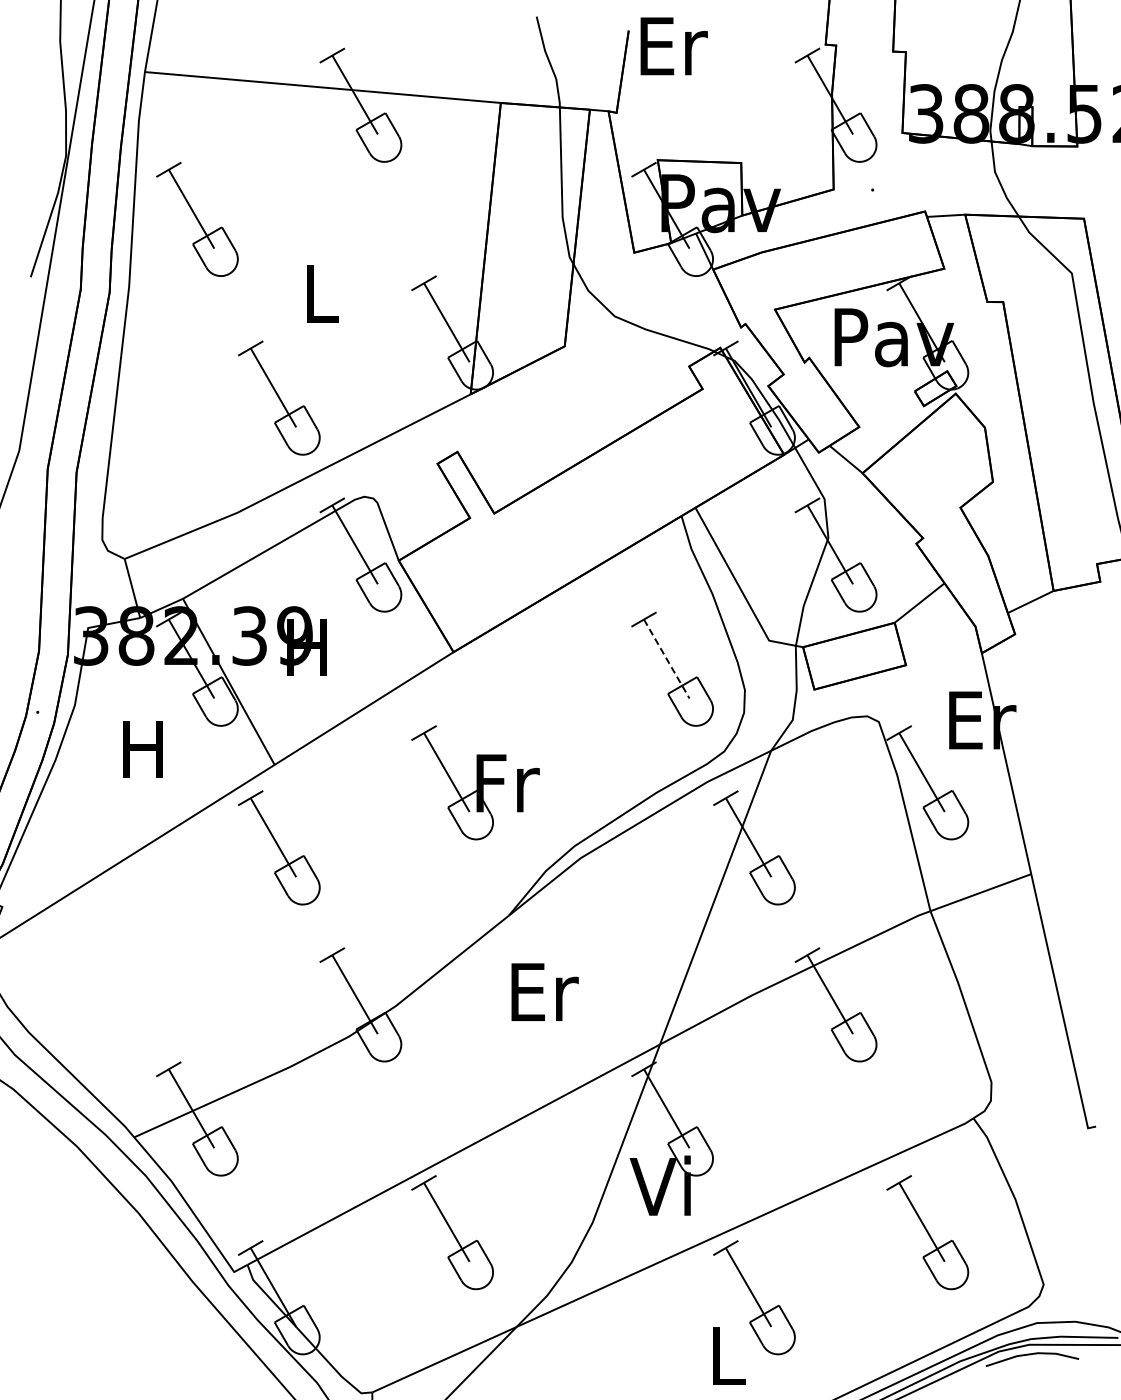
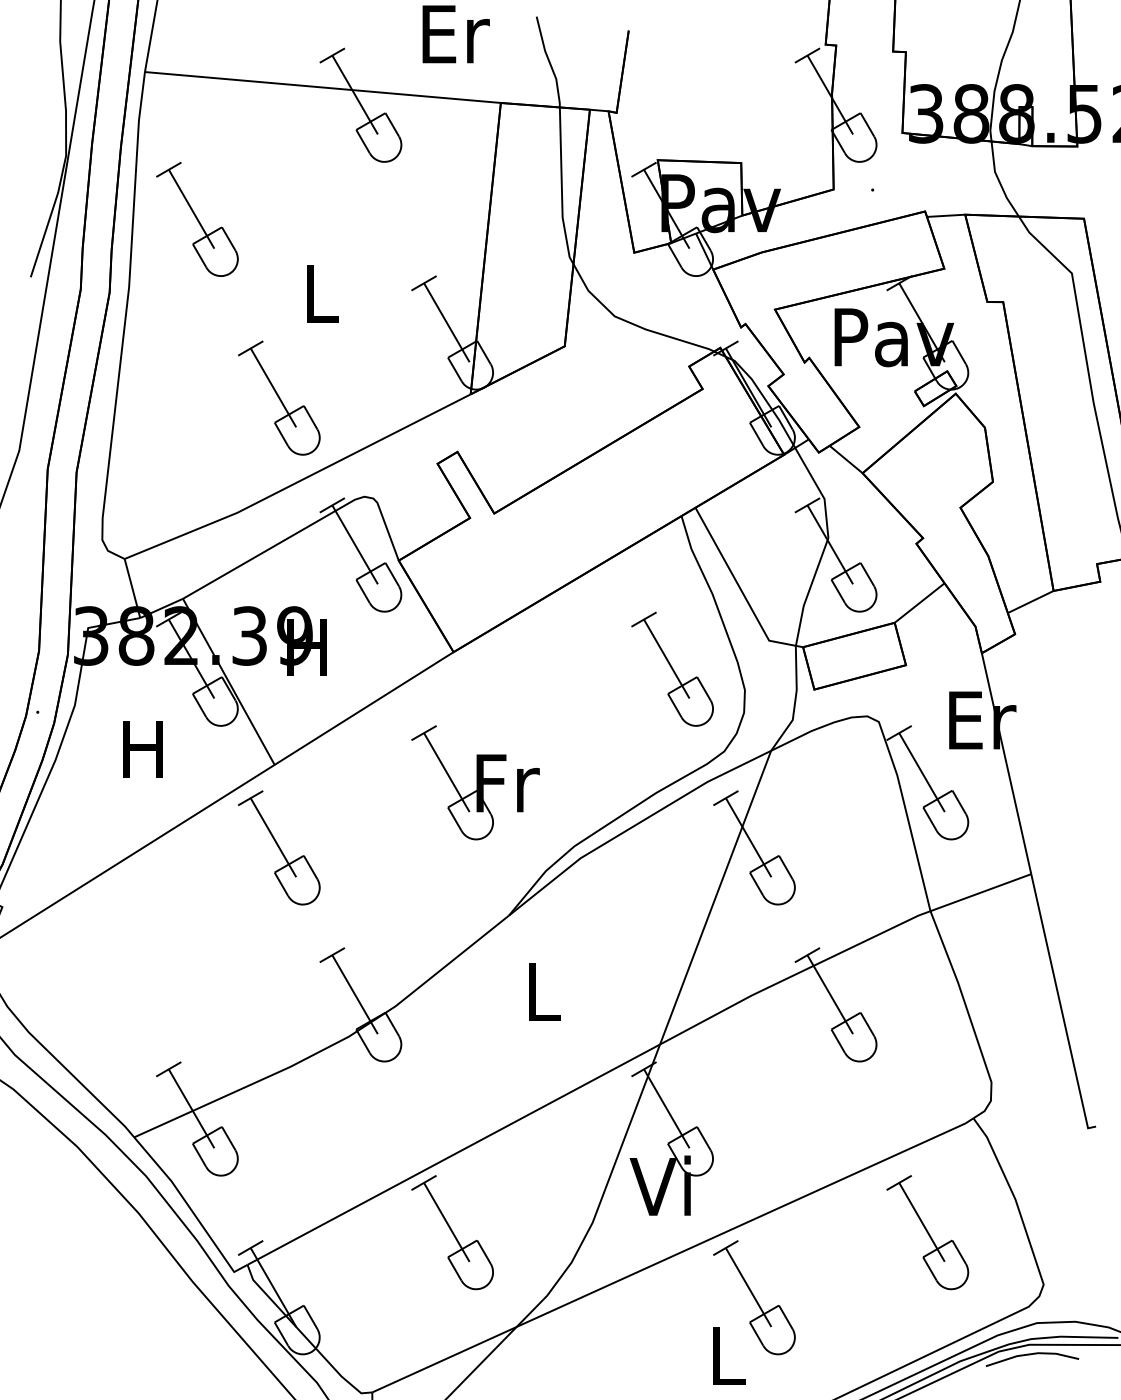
text position: (673, 46) -> (455, 34) (455, 34)
line: dashed -> solid (666, 659)
text: Er -> L (544, 992)
